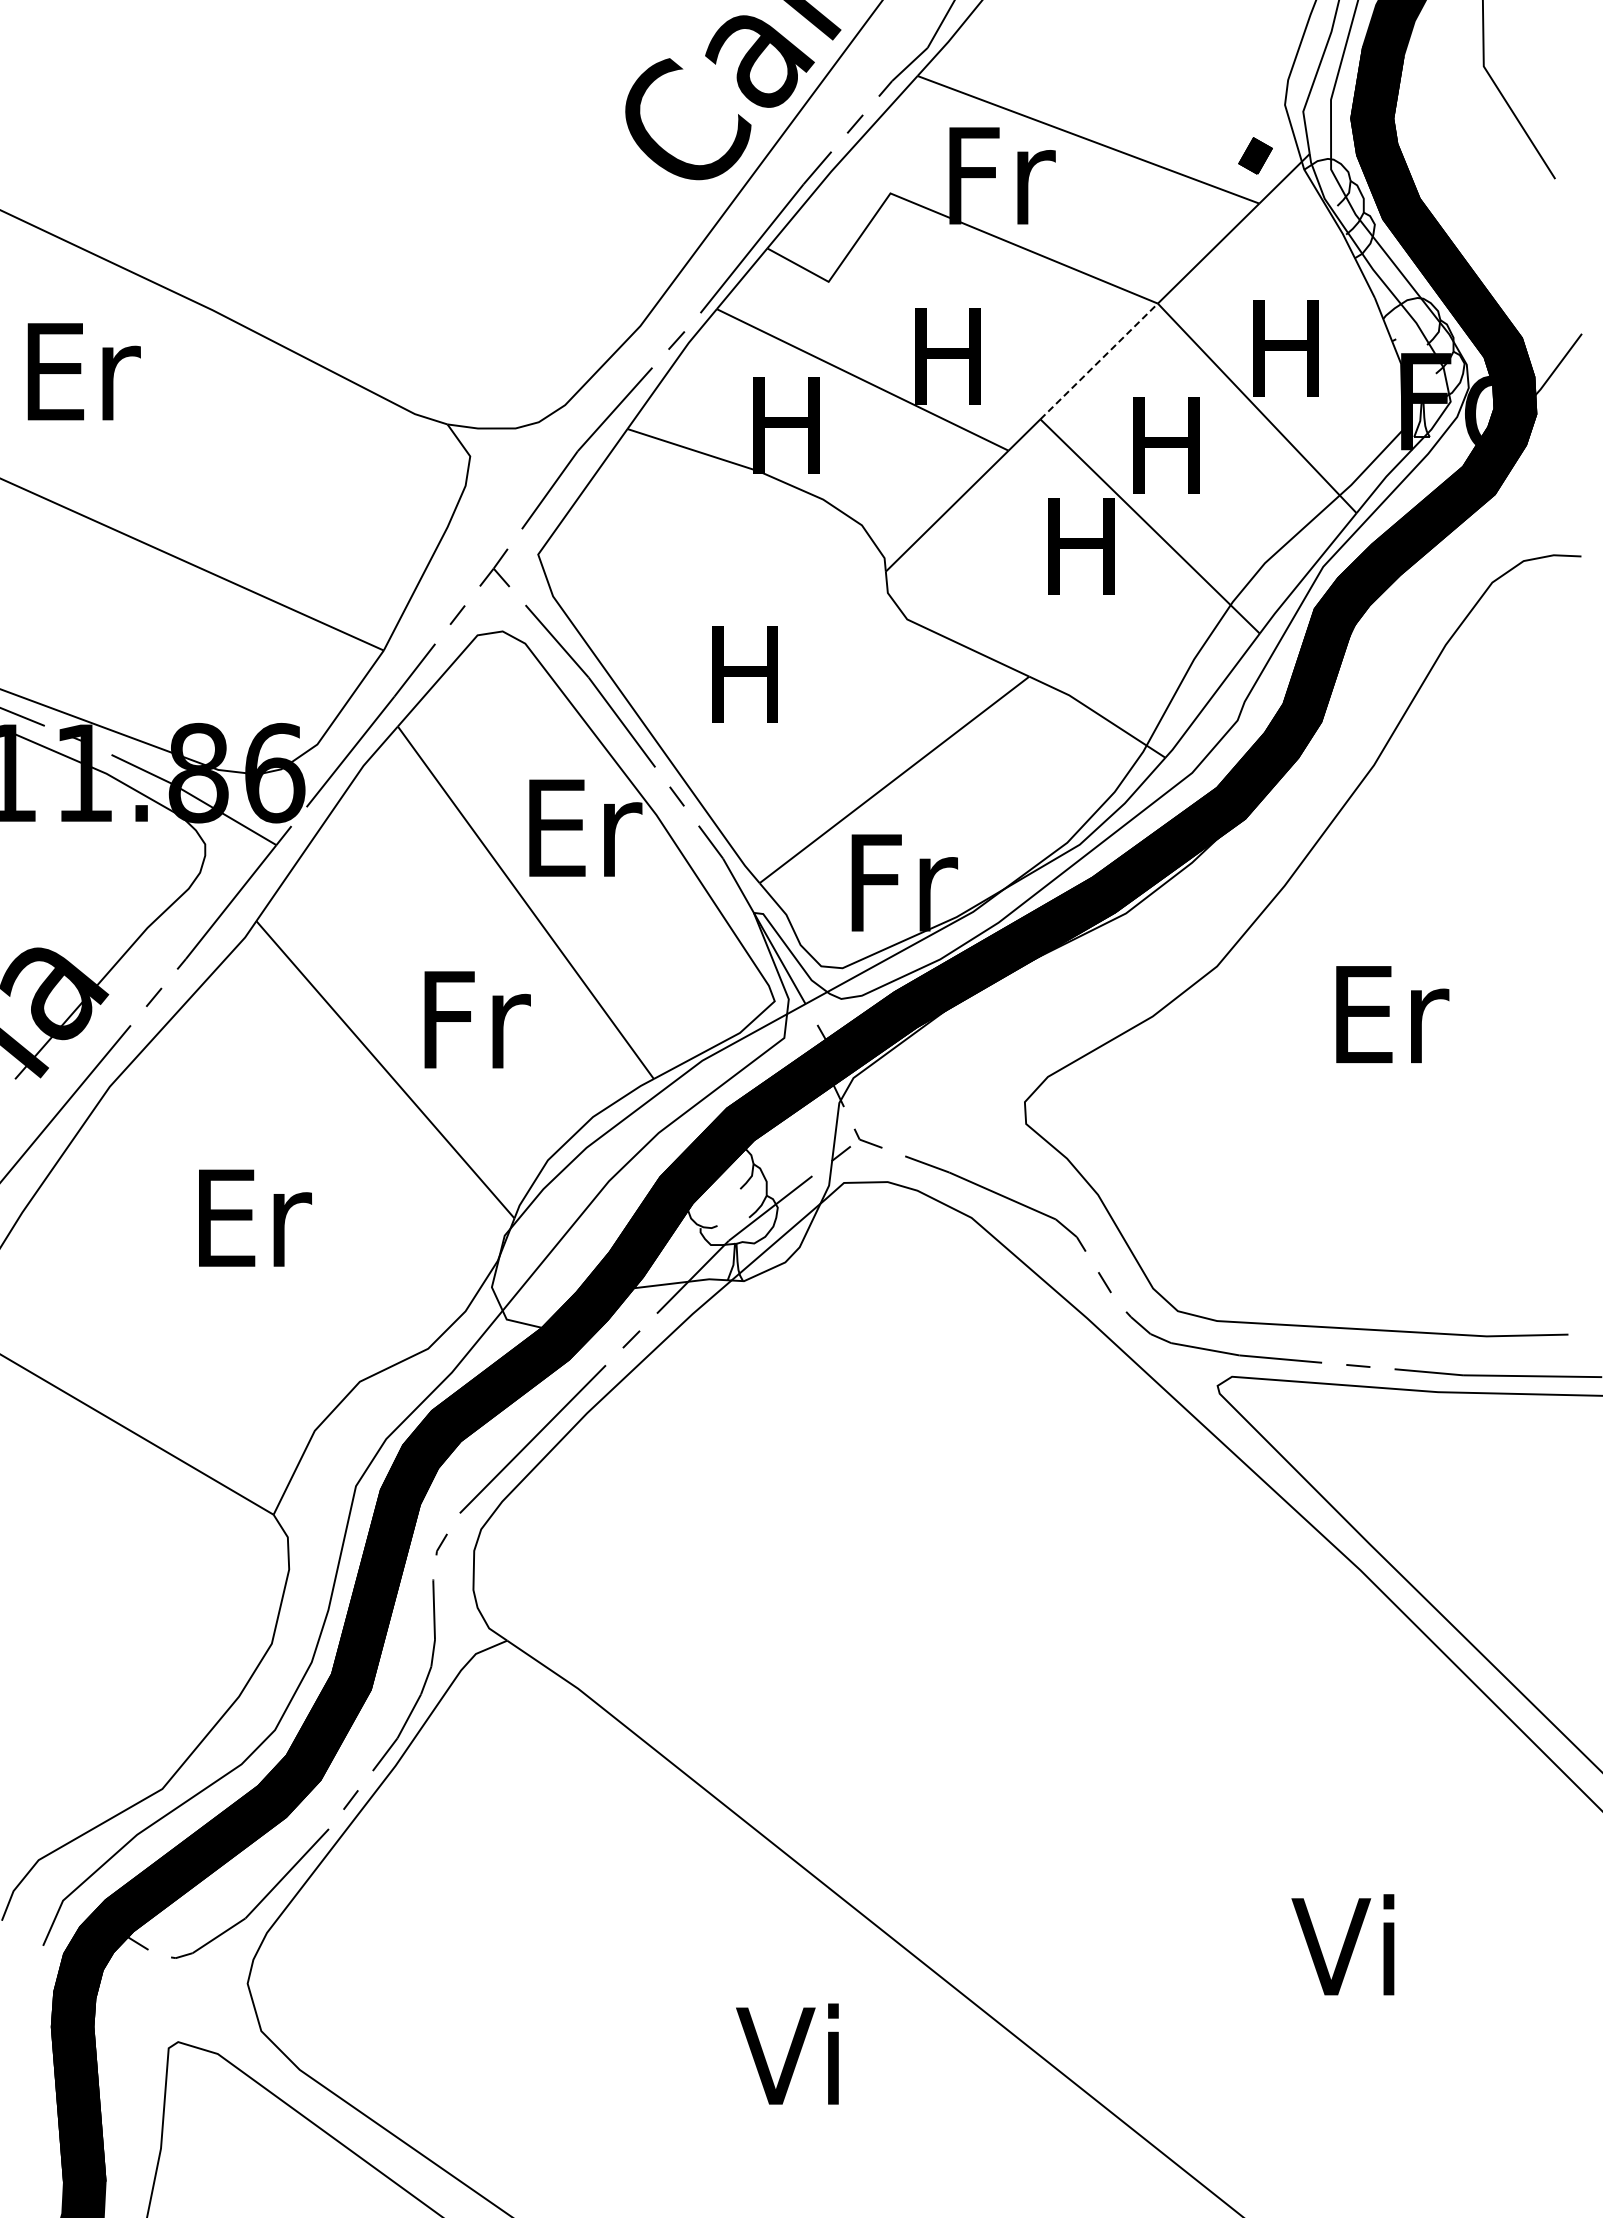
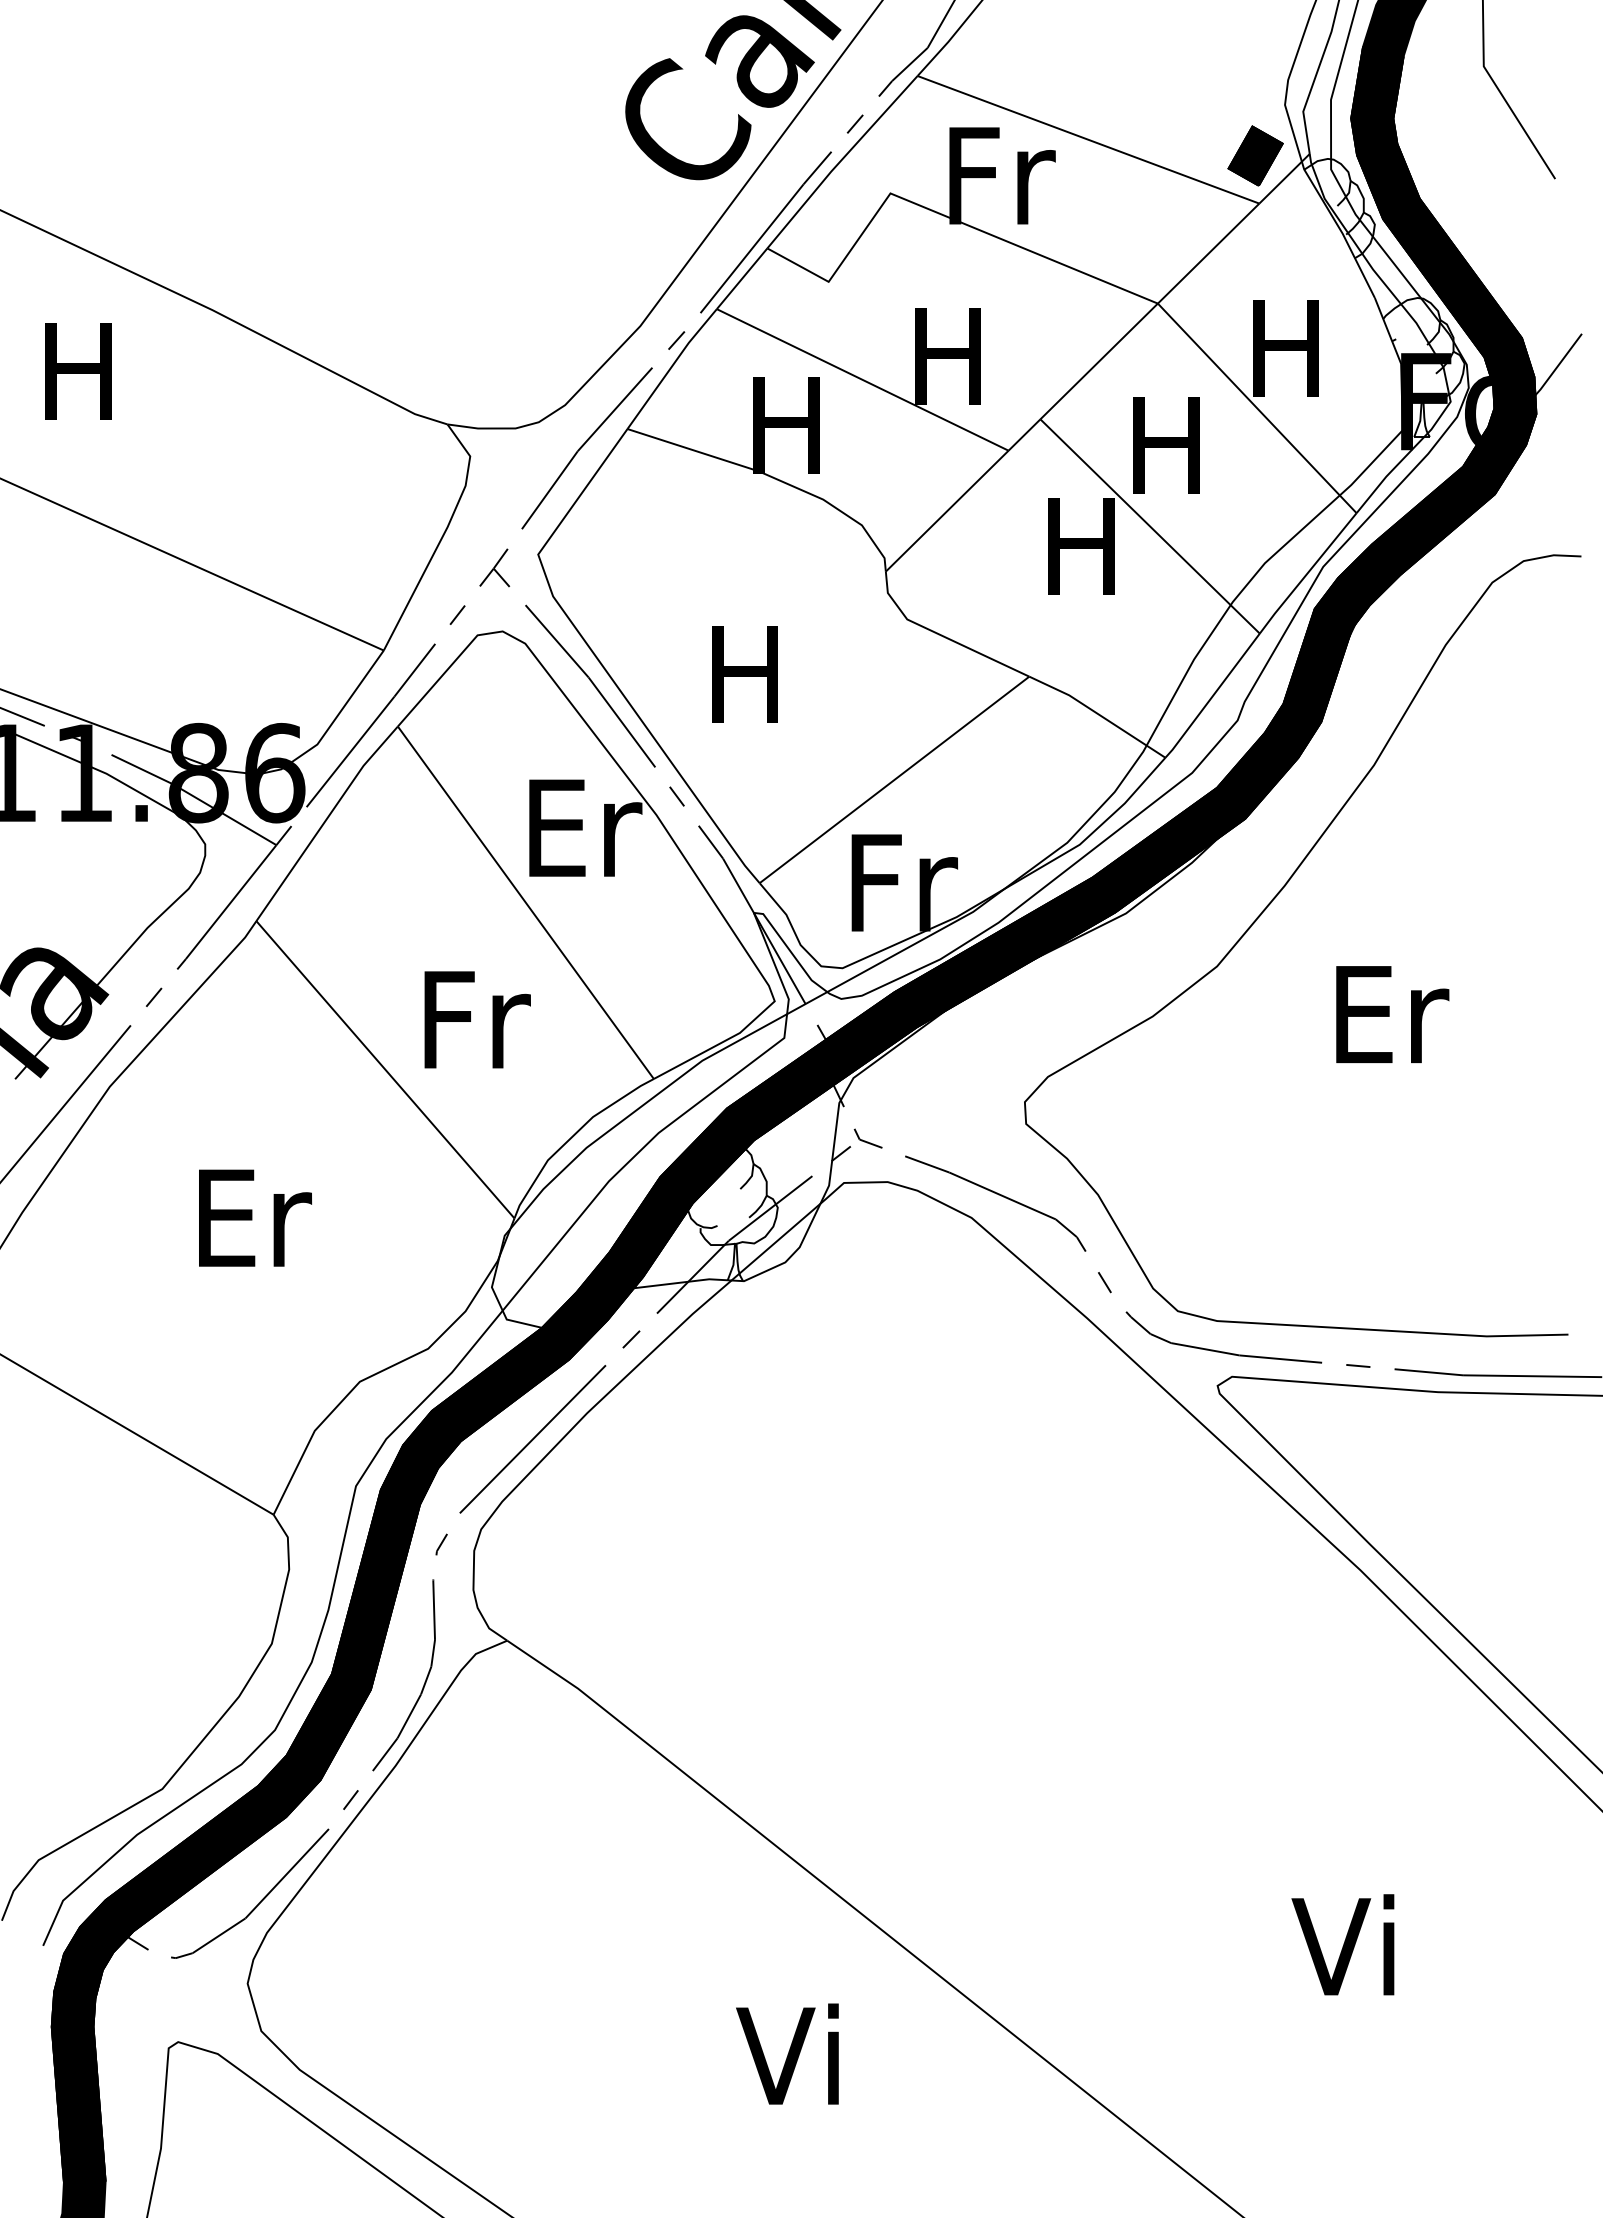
part size: 35x38 px -> 57x62 px (1255, 155)
line: dashed -> solid (1099, 361)
text: Er -> H (83, 371)
